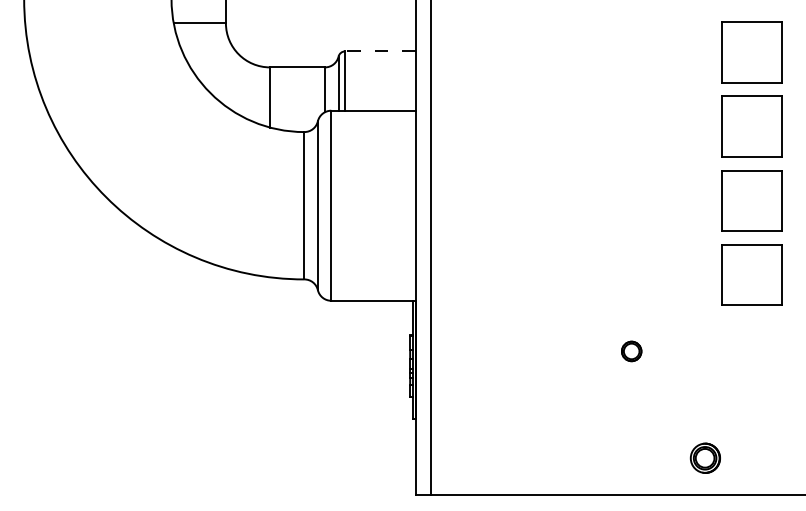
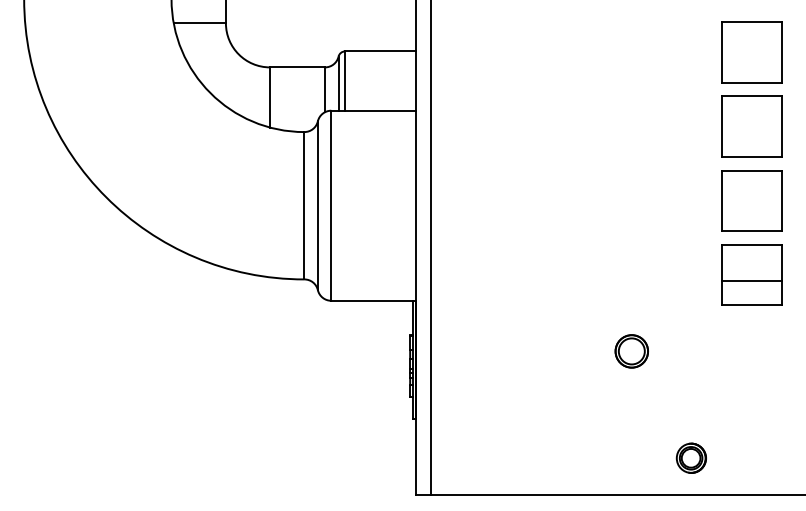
line: dashed -> solid (380, 51)
line: none -> present (751, 280)
part size: 22x23 px -> 35x35 px (631, 351)
part position: (704, 457) -> (690, 457) (690, 457)
